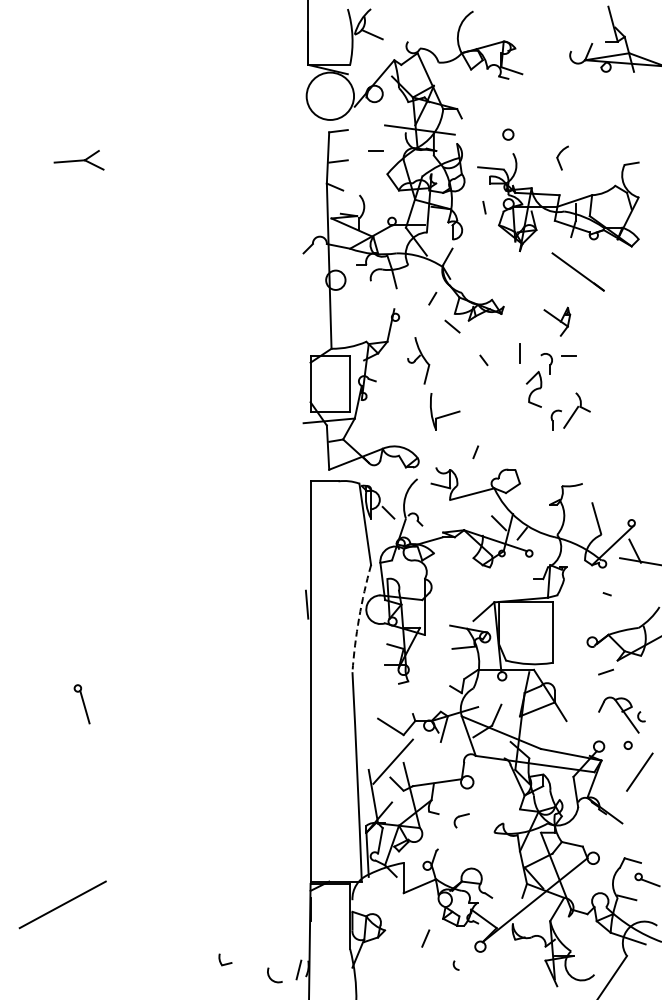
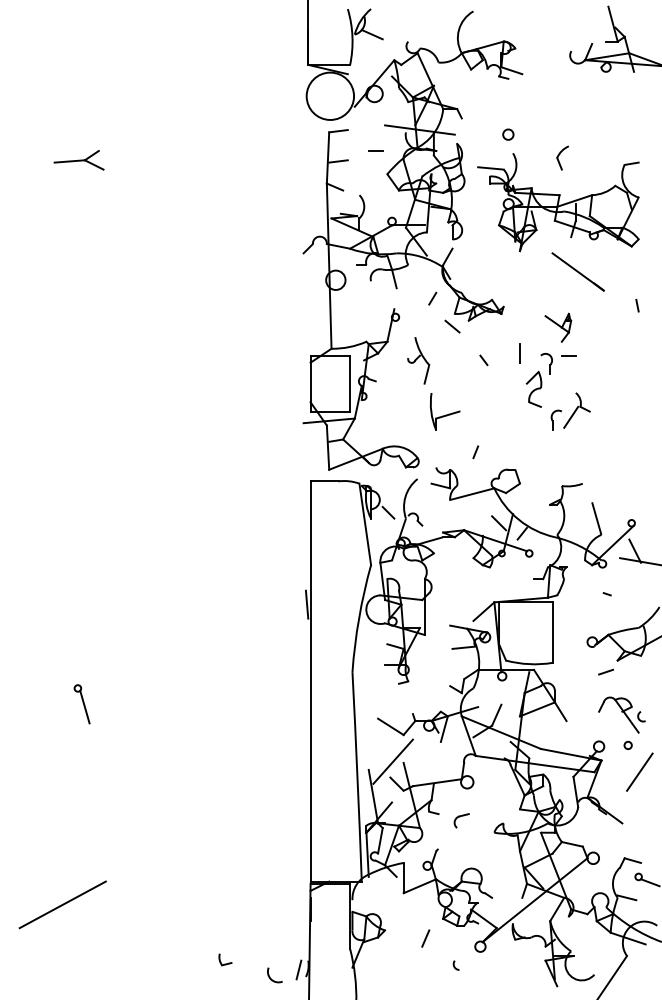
line position: (484, 207) -> (637, 305) (637, 305)
part position: (557, 321) -> (558, 327) (558, 327)
arc: dashed -> solid (359, 618)
